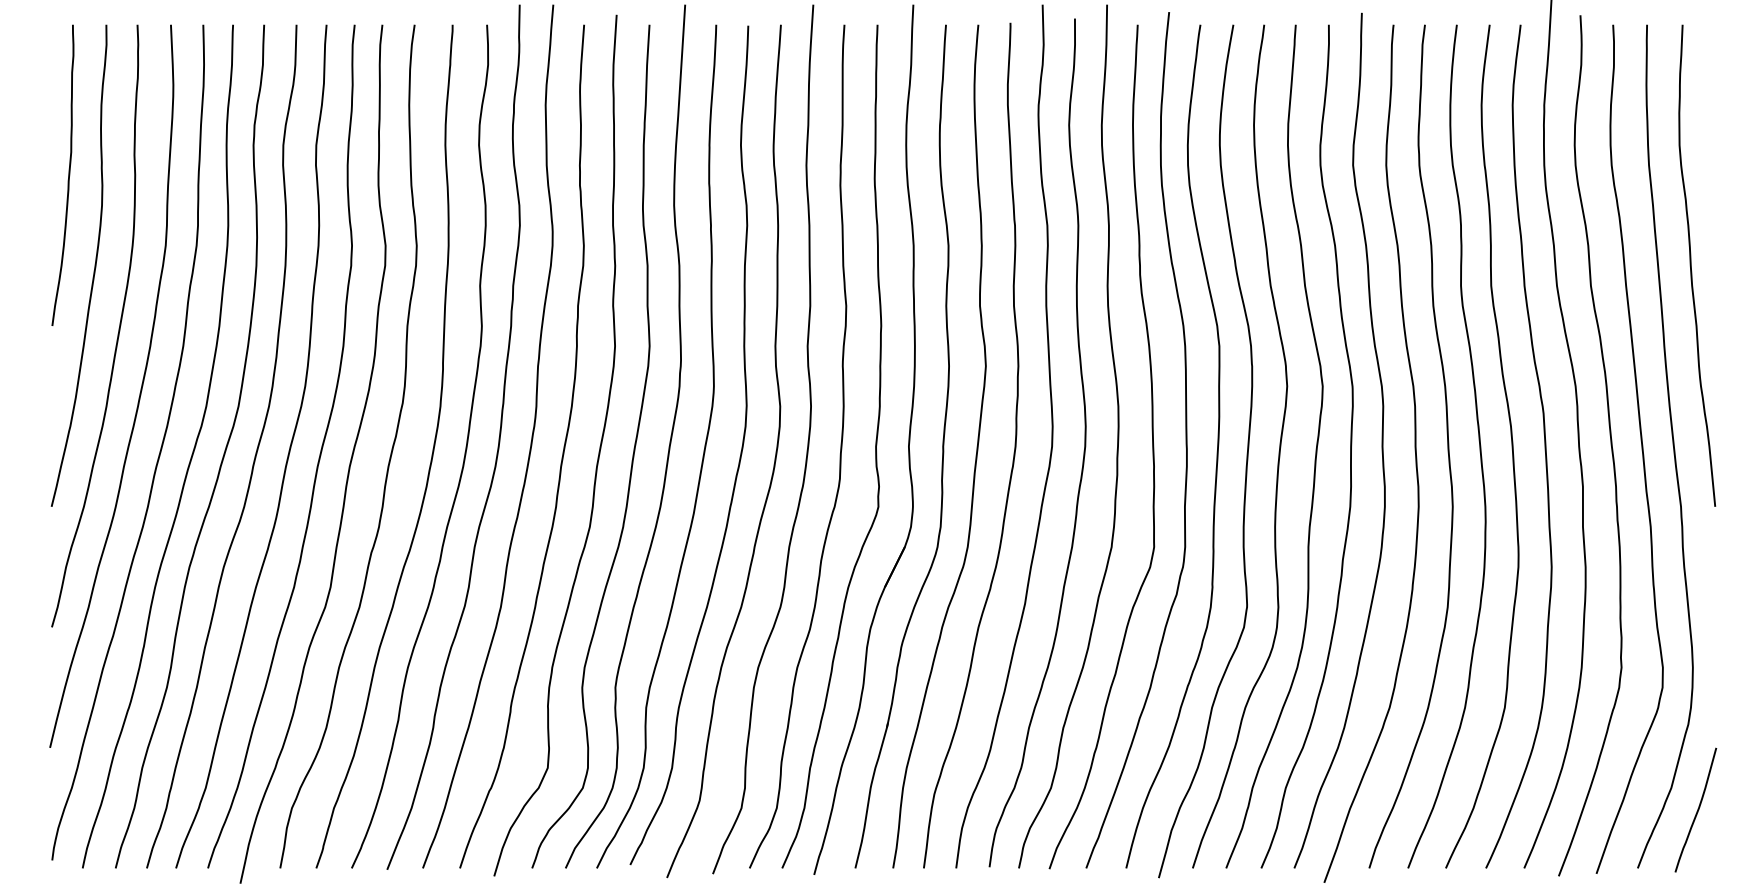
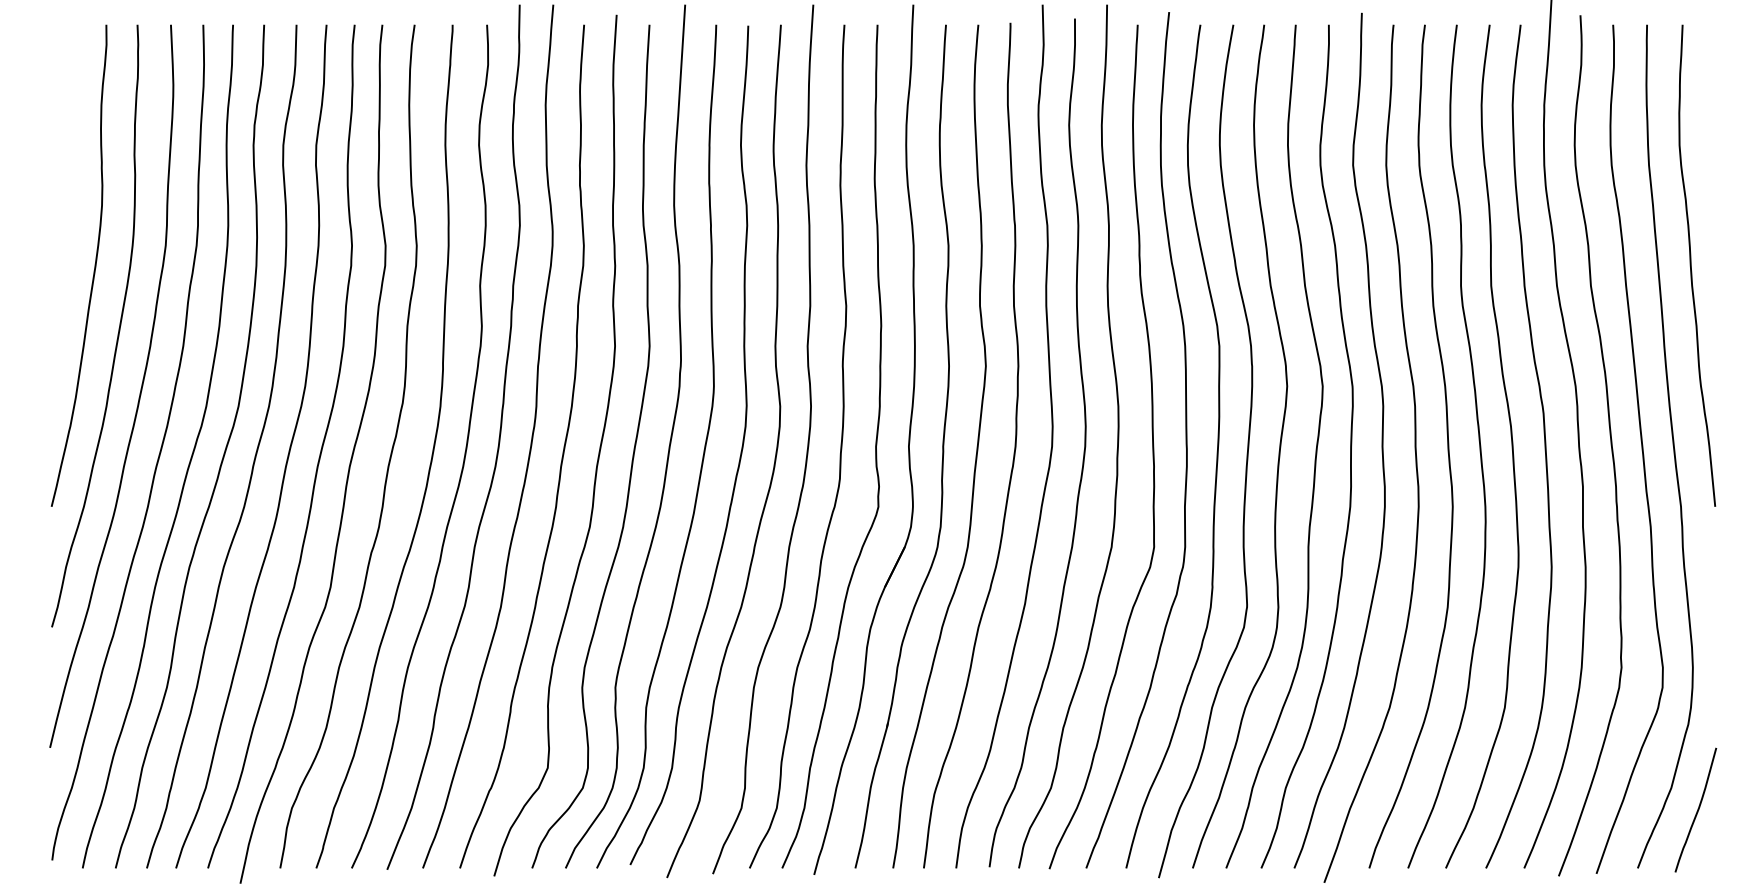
curve: present -> none (68, 174)
